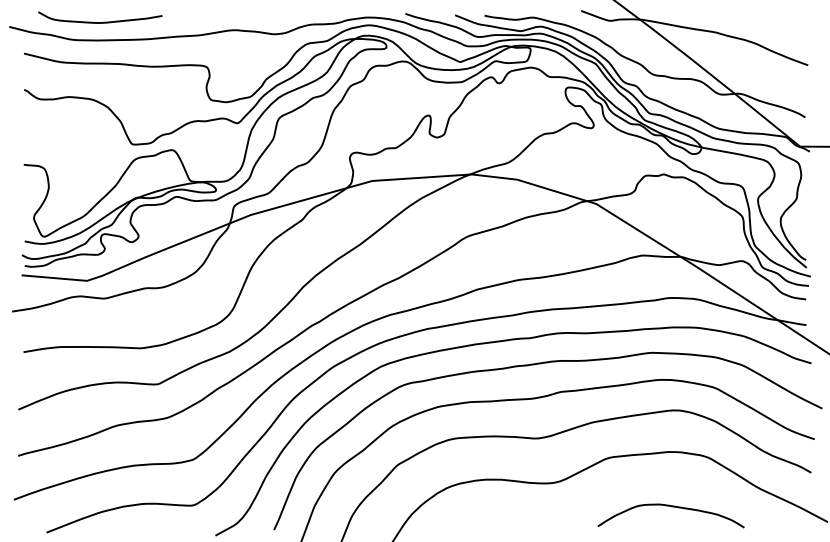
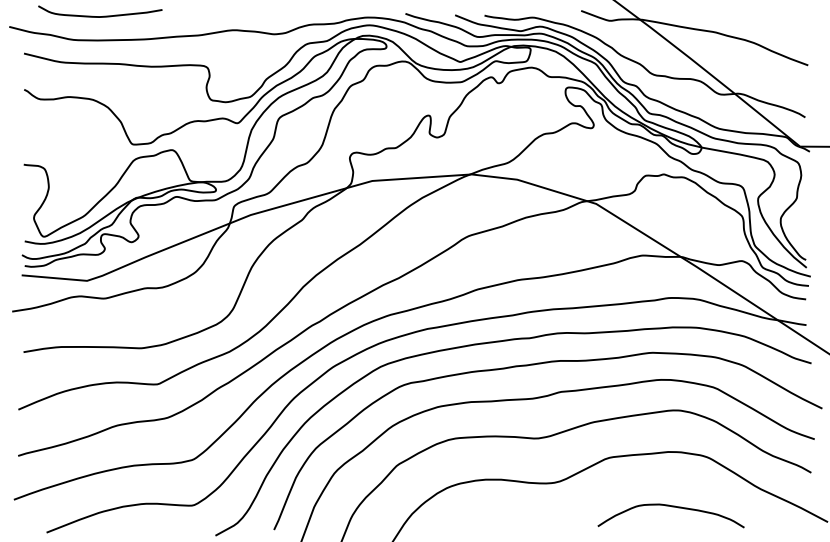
curve position: (103, 21) -> (103, 15) (103, 15)
